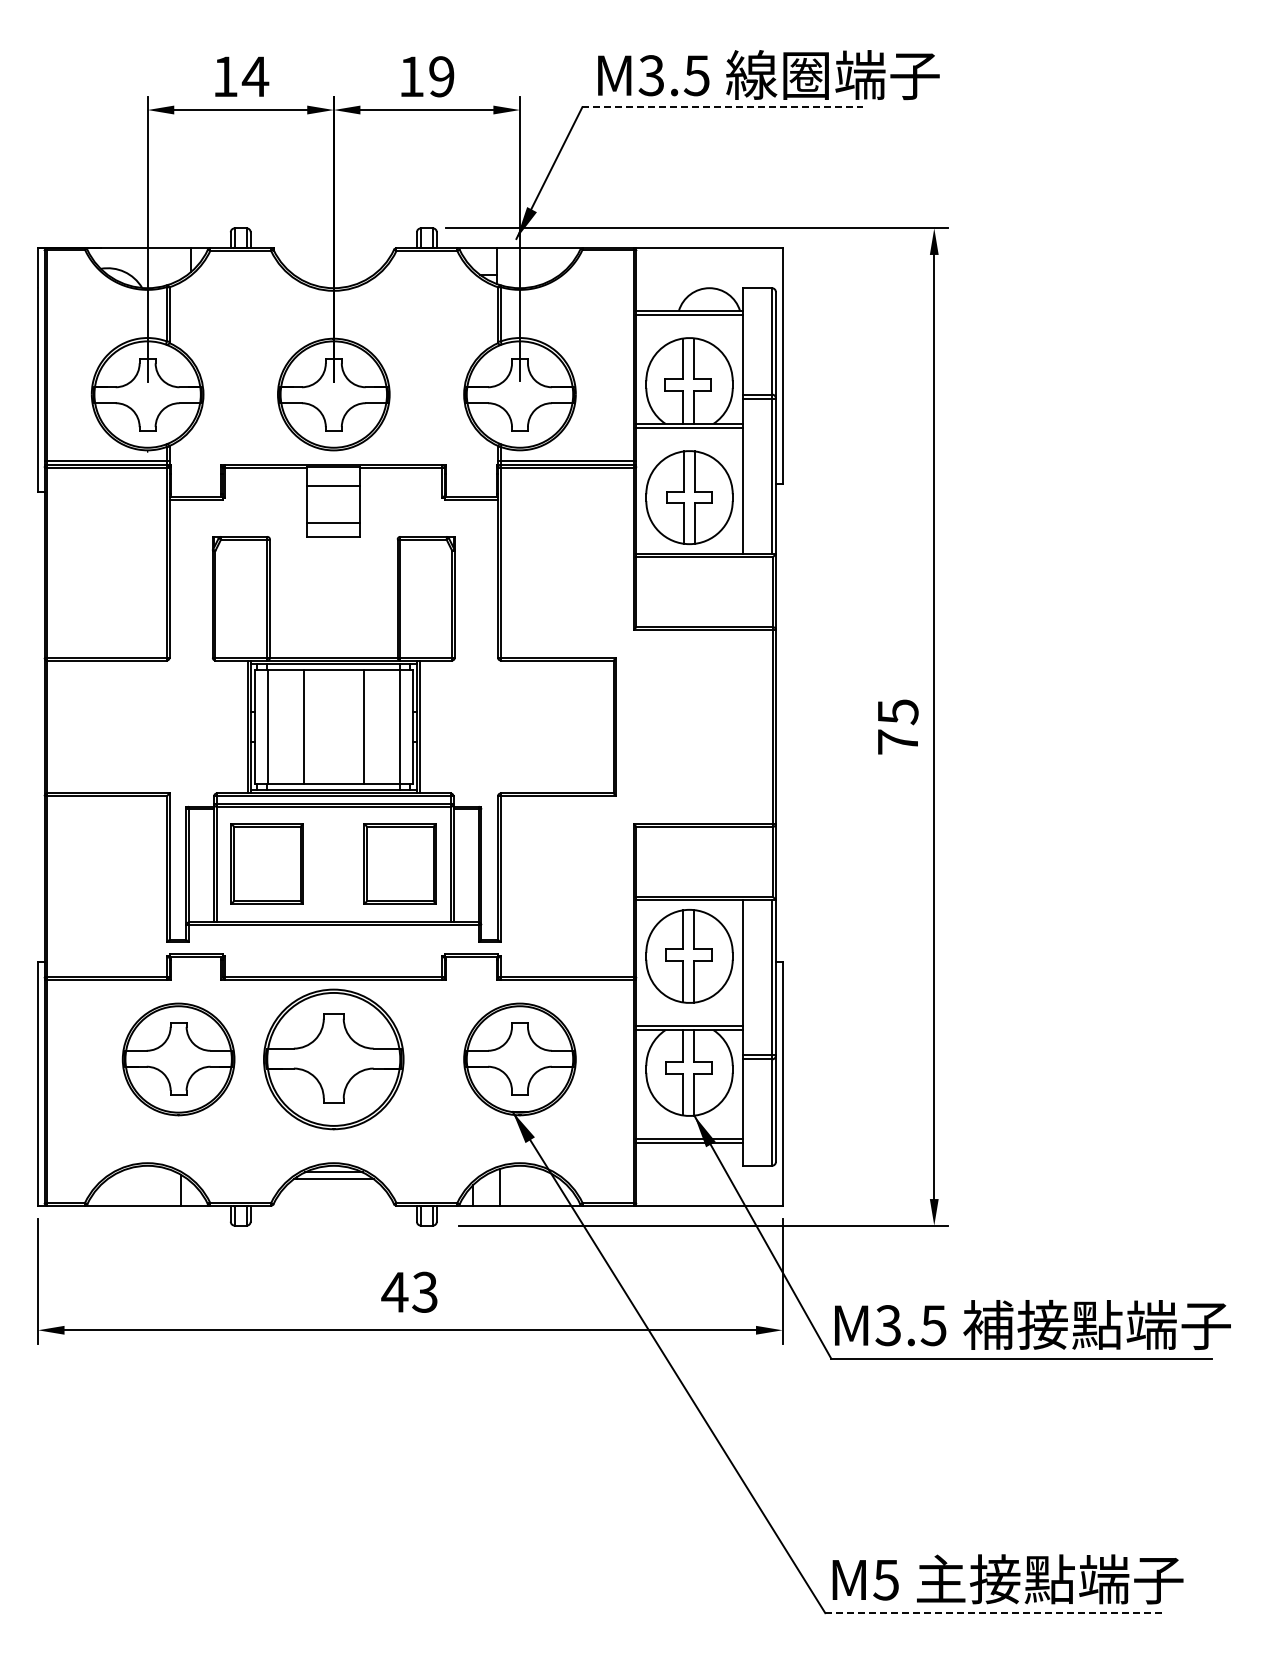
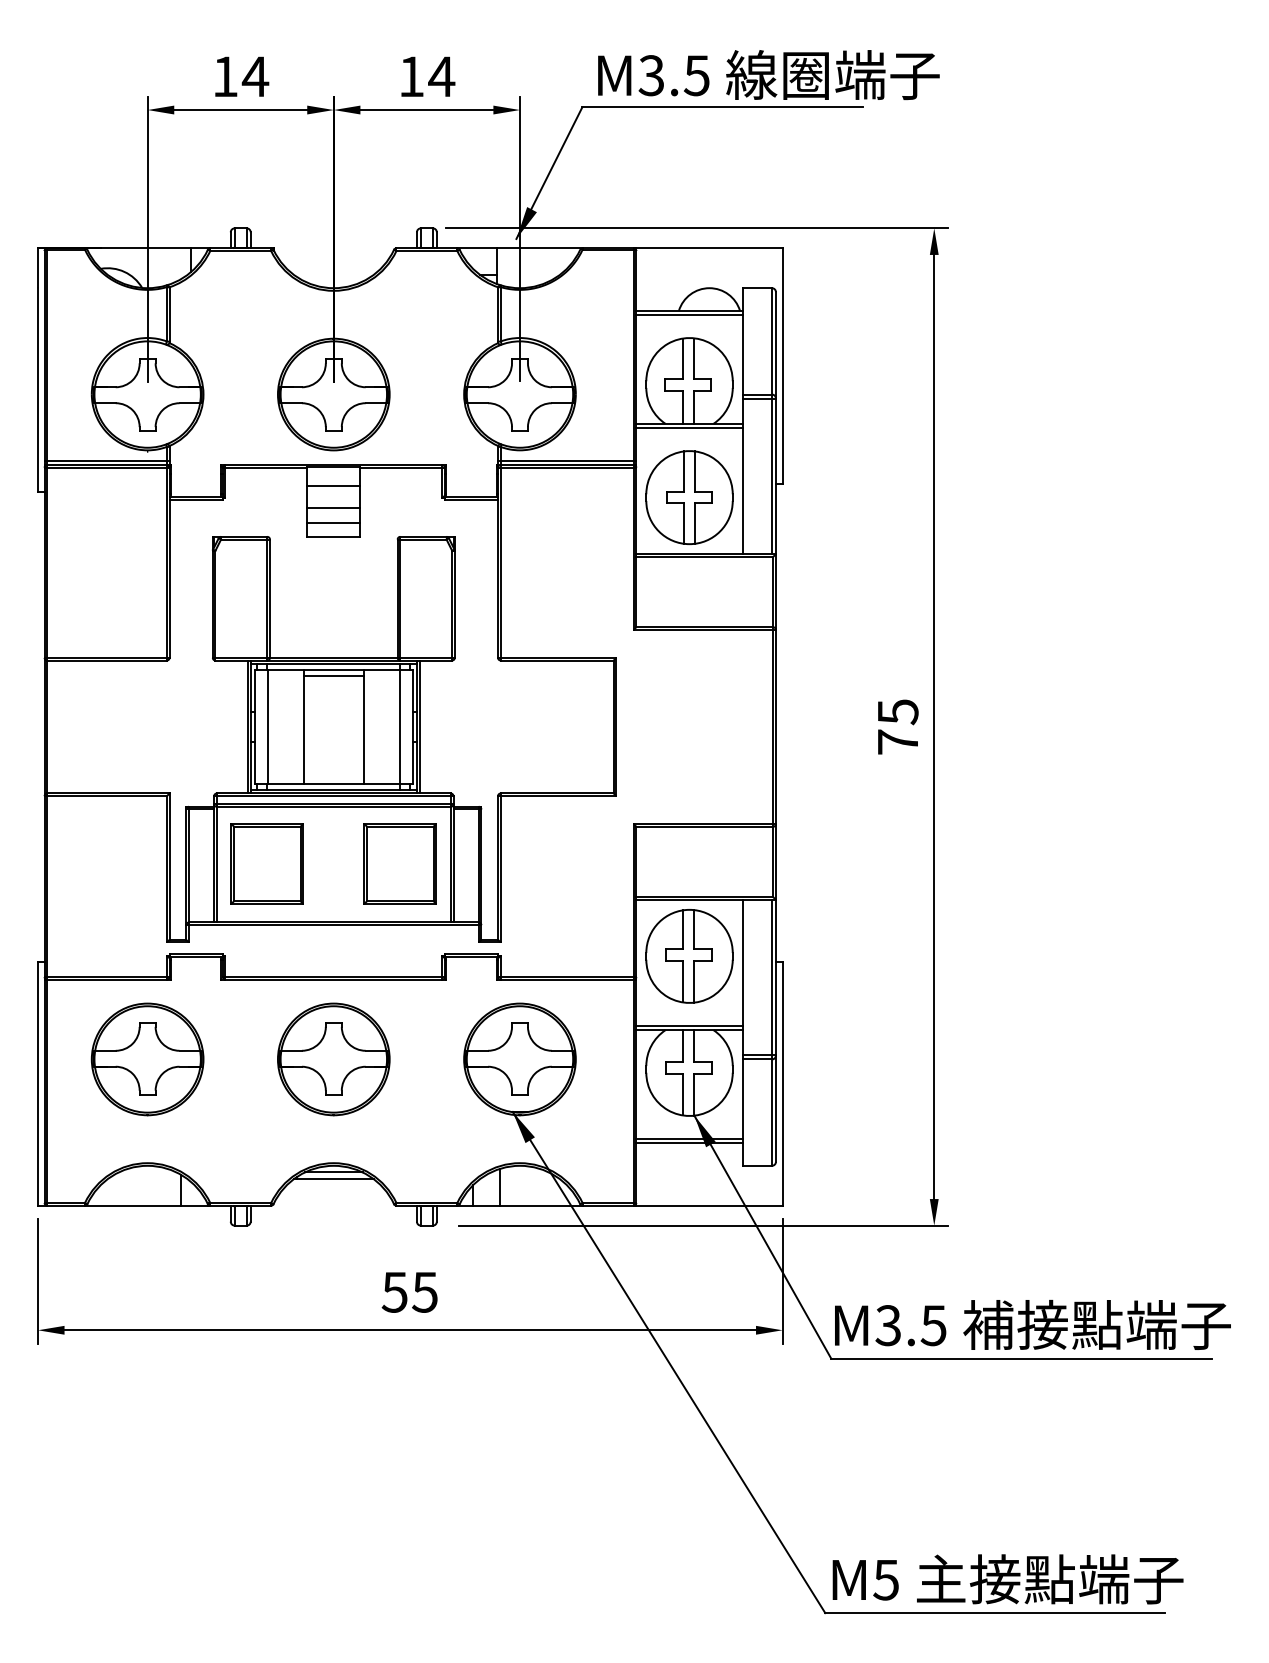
text: 19 -> 14 (441, 76)
line: dashed -> solid (723, 107)
line: none -> present (333, 507)
line: none -> present (333, 676)
part position: (178, 1059) -> (147, 1059) (147, 1059)
part size: 142x143 px -> 114x115 px (333, 1059)
text: 43 -> 55 (409, 1291)
line: dashed -> solid (995, 1613)
